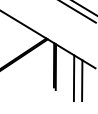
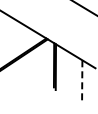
line: present -> none (77, 11)
line: present -> none (73, 78)
line: solid -> dashed (82, 81)
